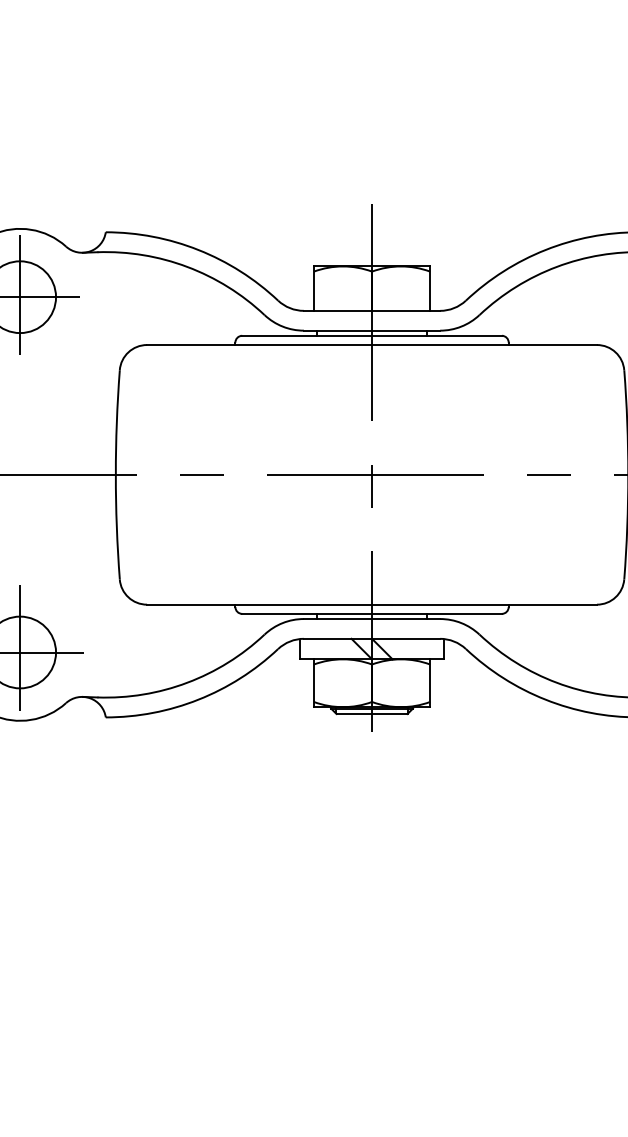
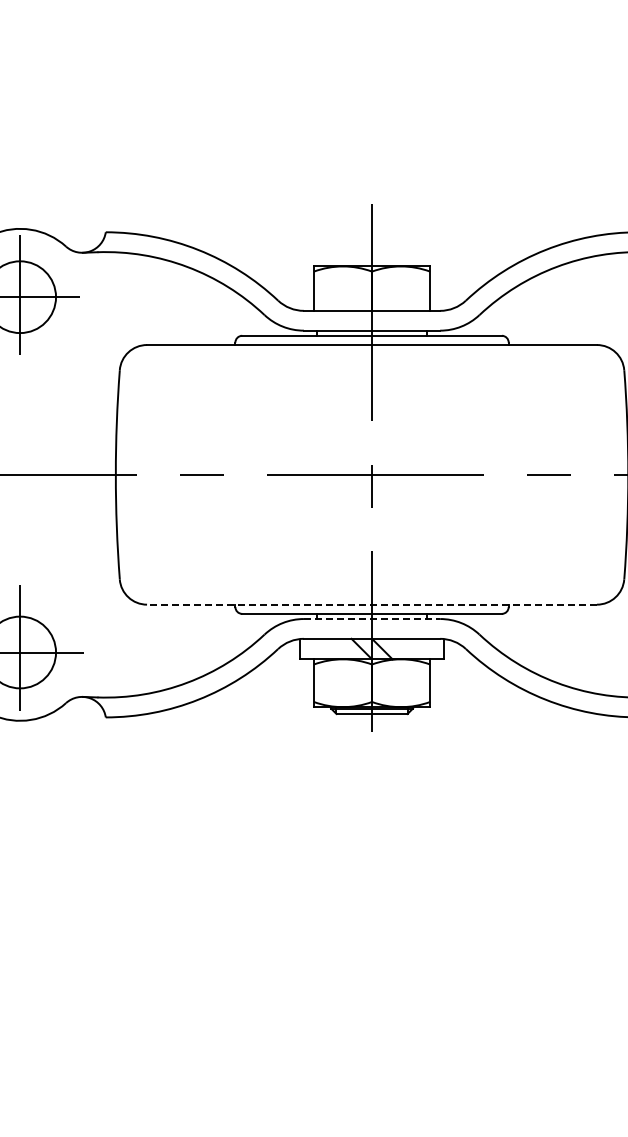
line: solid -> dashed (372, 604)
line: solid -> dashed (372, 619)
